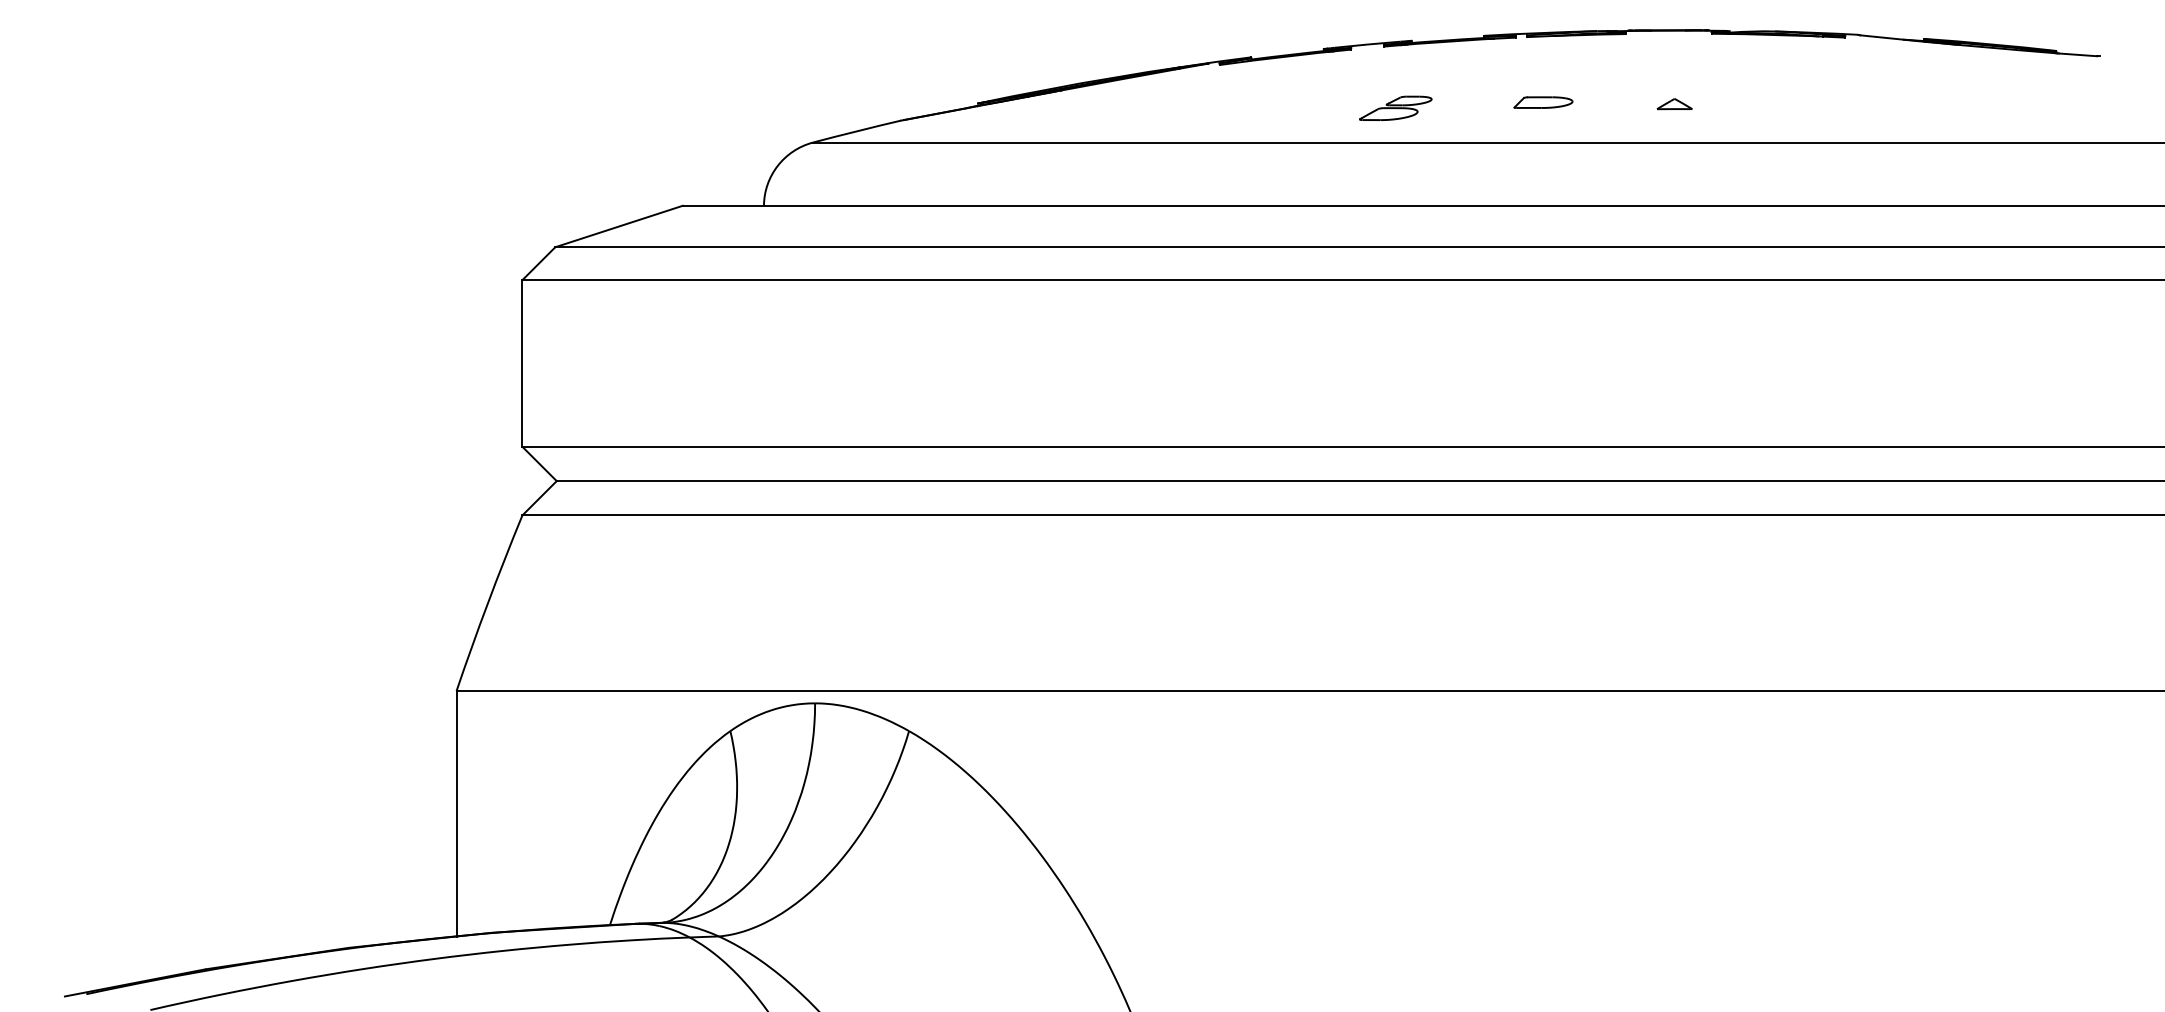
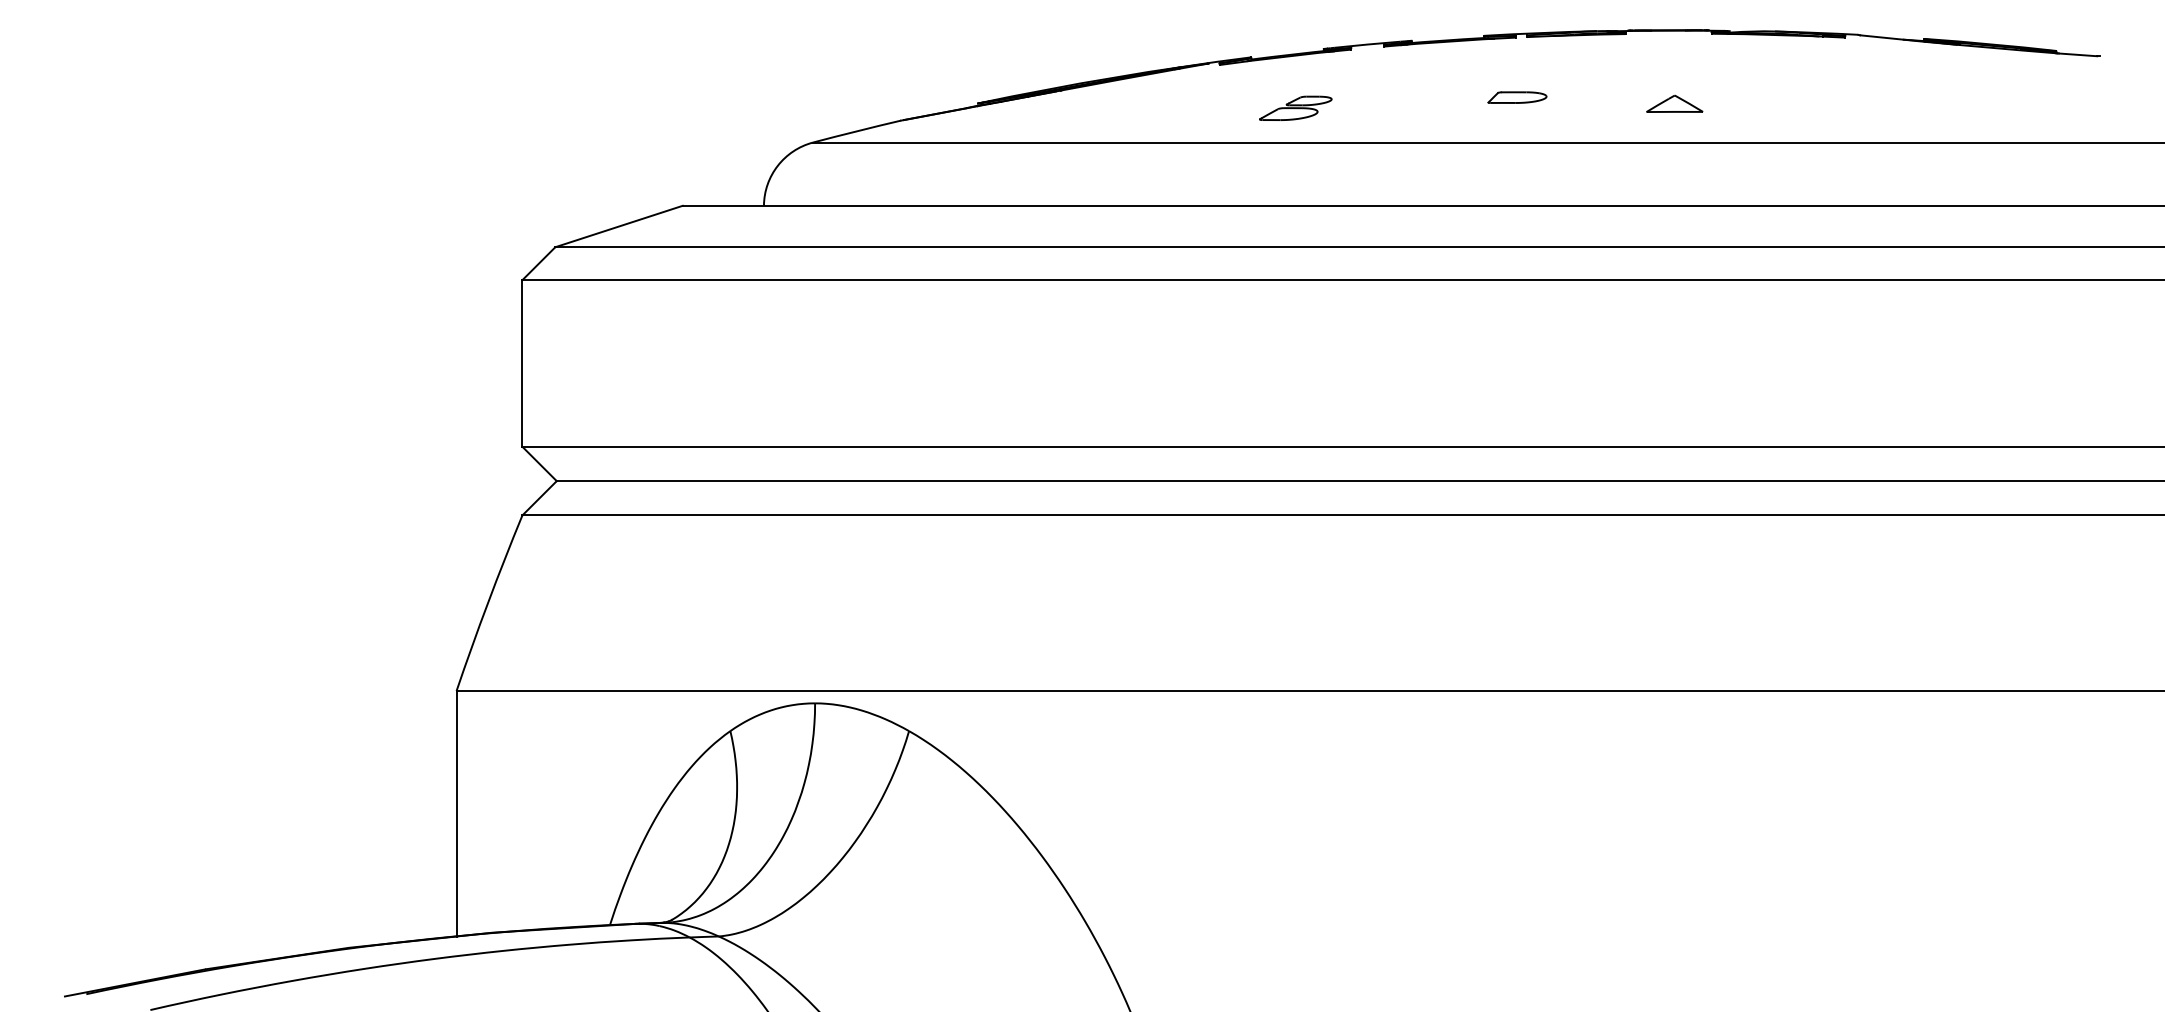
part position: (1543, 102) -> (1517, 97) (1517, 97)
part size: 37x13 px -> 58x19 px (1674, 103)
part position: (1395, 107) -> (1295, 107) (1295, 107)
